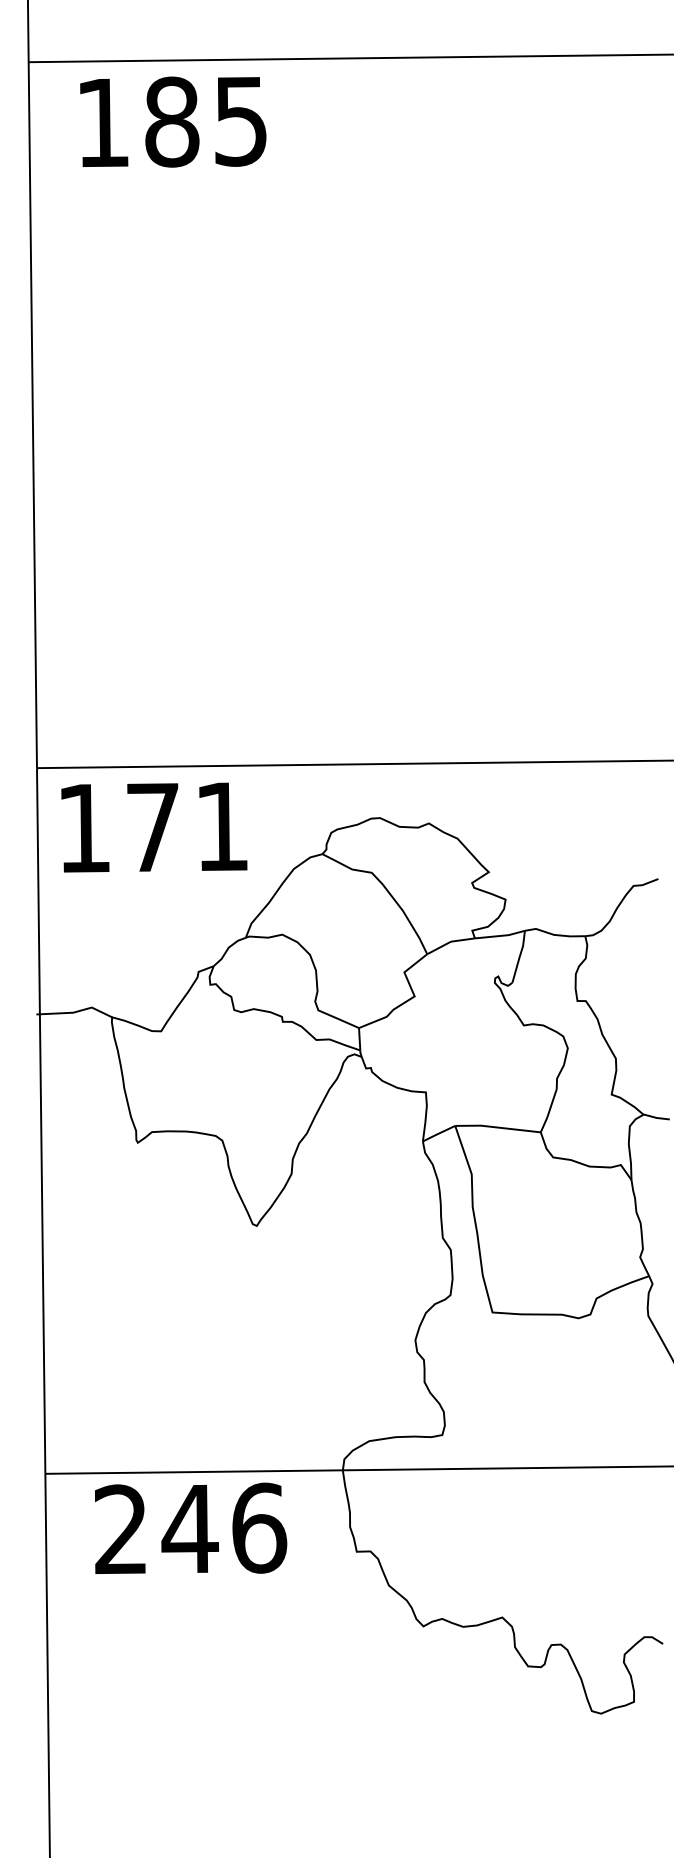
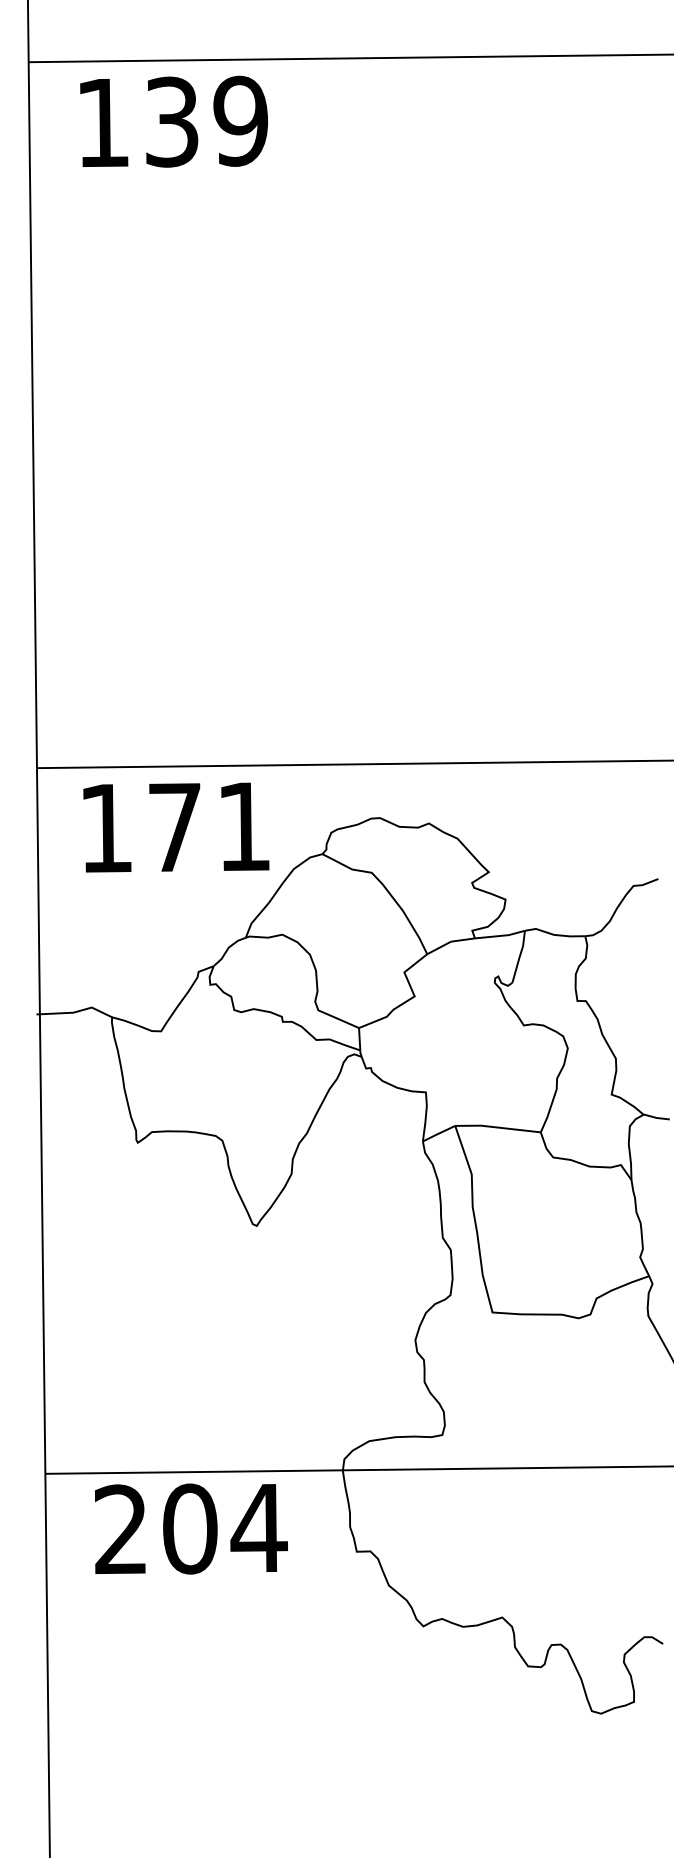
text: 185 -> 139 (206, 121)
text position: (154, 827) -> (176, 827) (176, 827)
text: 246 -> 204 (224, 1528)
